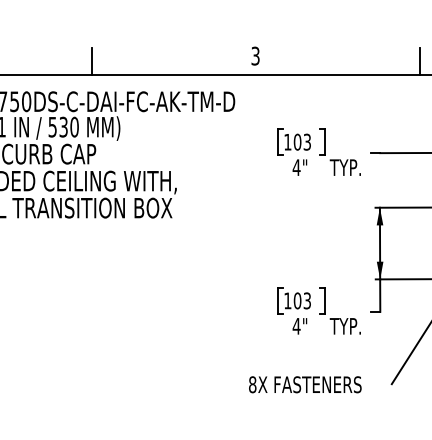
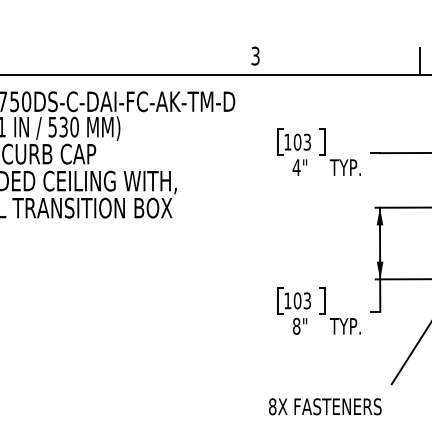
line: present -> none (92, 61)
text: 4" -> 8" (296, 325)
part position: (305, 384) -> (325, 406) (325, 406)
